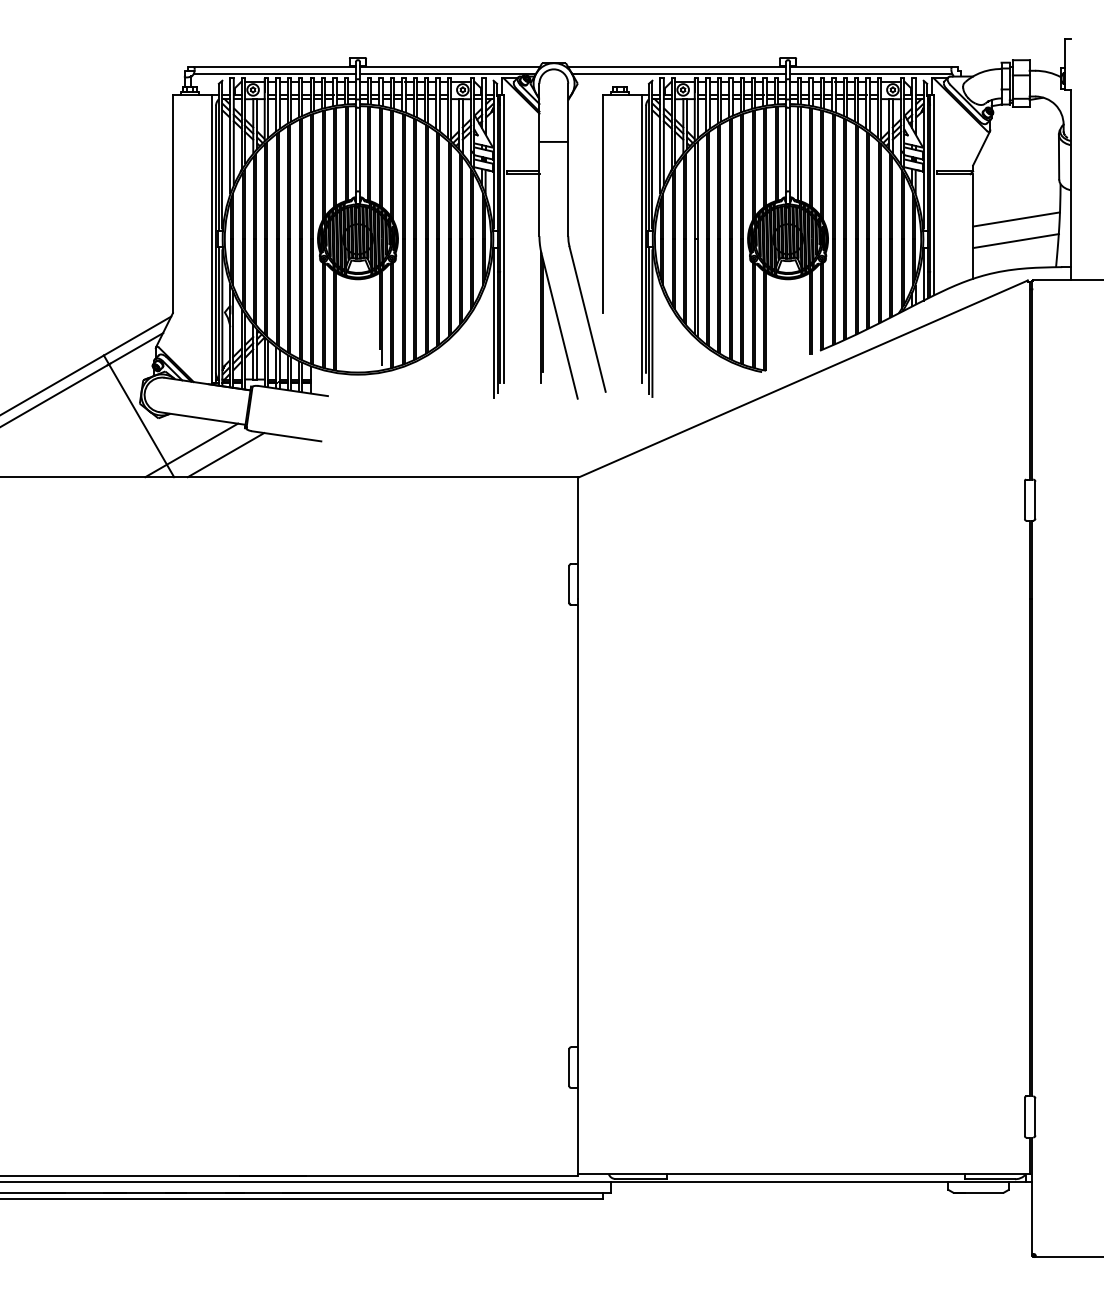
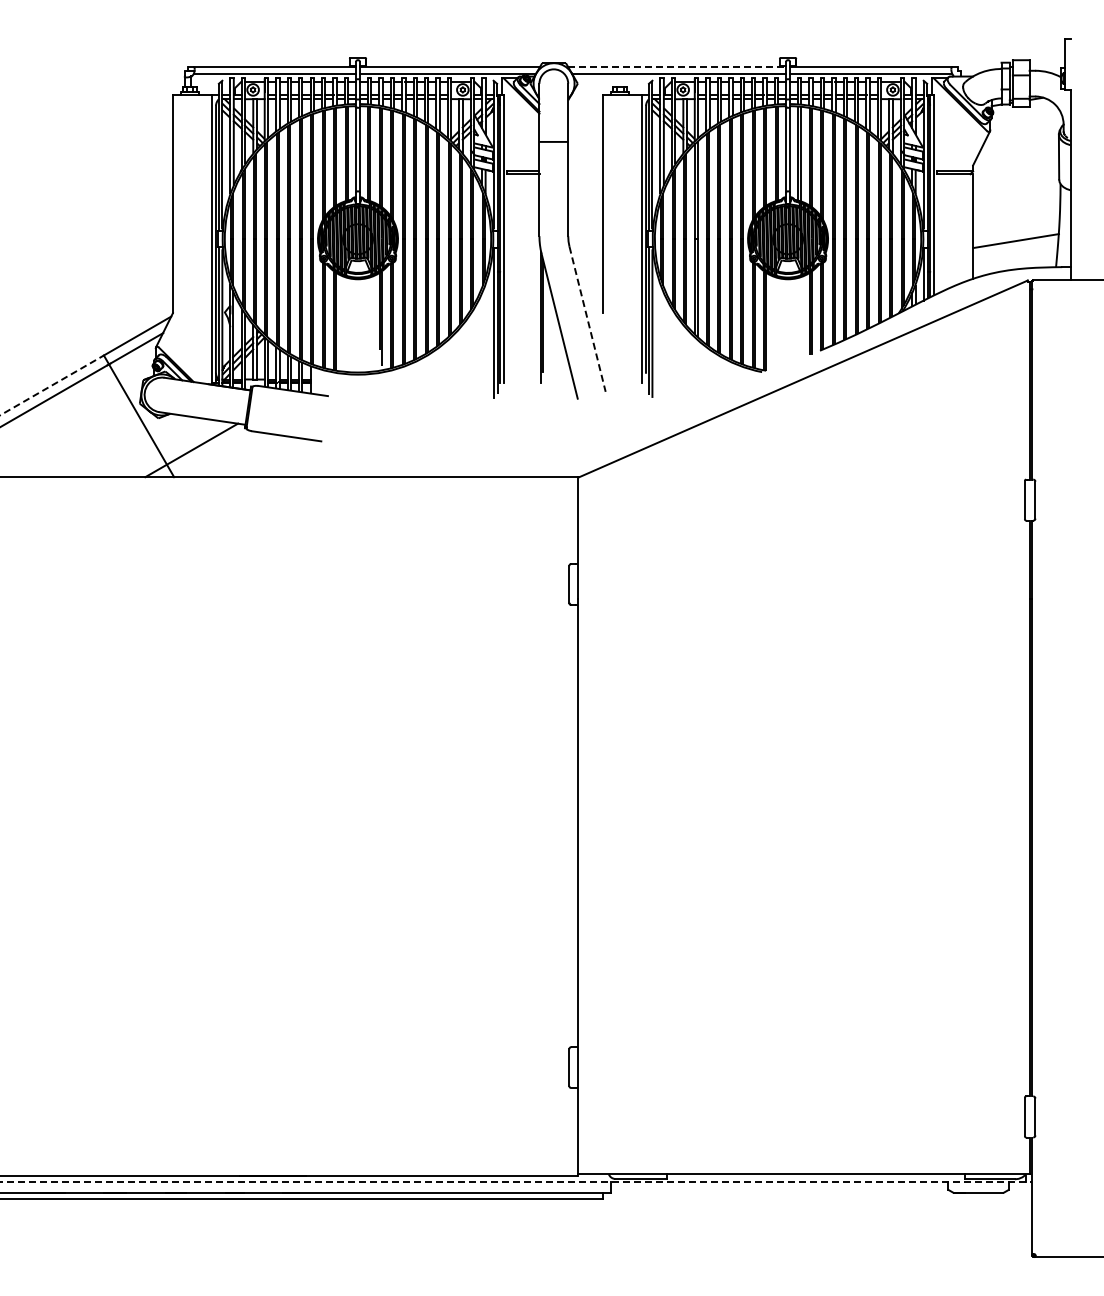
line: solid -> dashed (677, 67)
line: present -> none (1016, 219)
line: solid -> dashed (587, 319)
line: solid -> dashed (52, 385)
line: present -> none (225, 455)
line: solid -> dashed (516, 1182)
